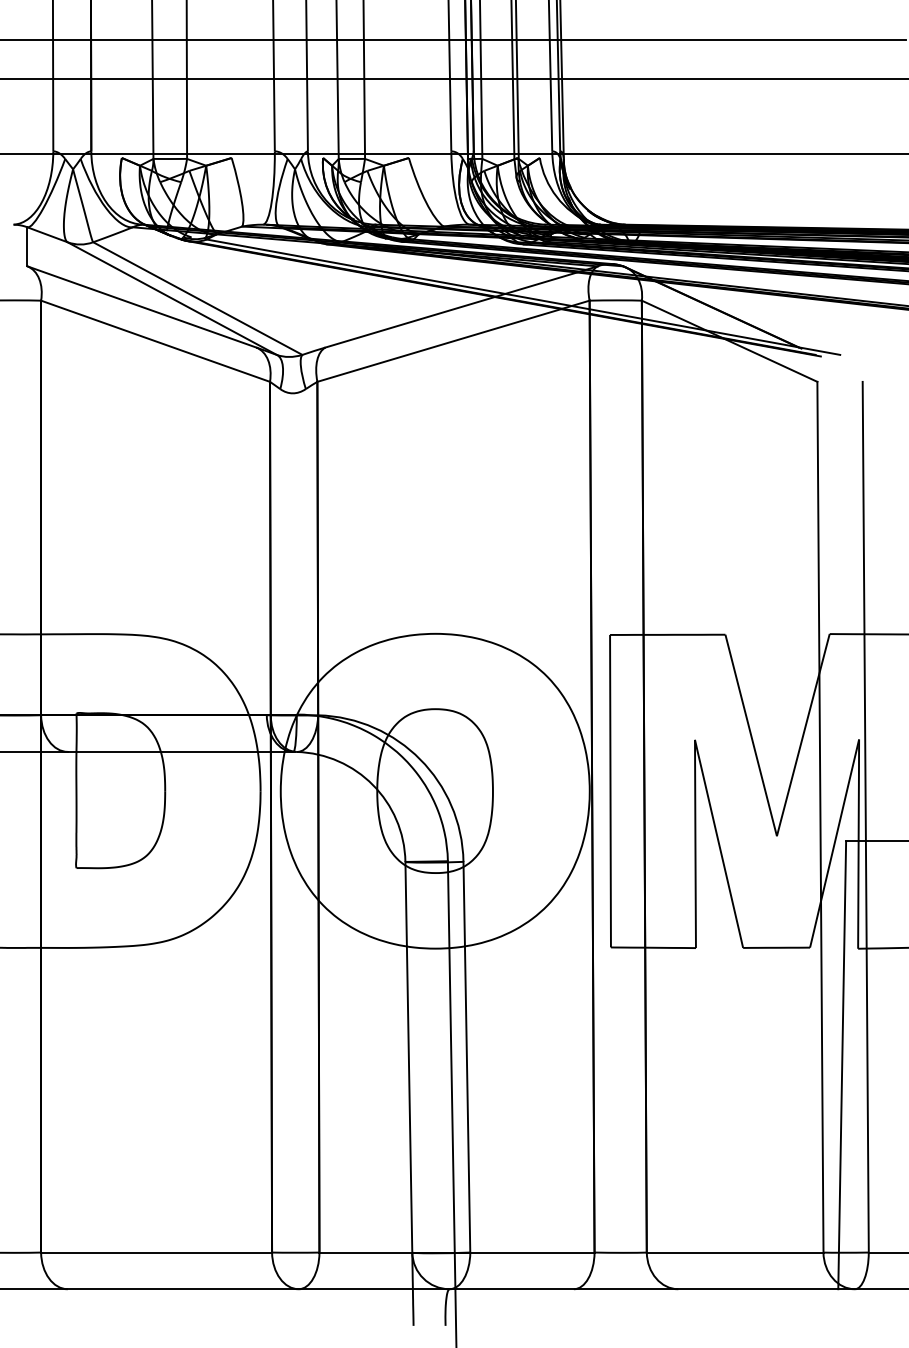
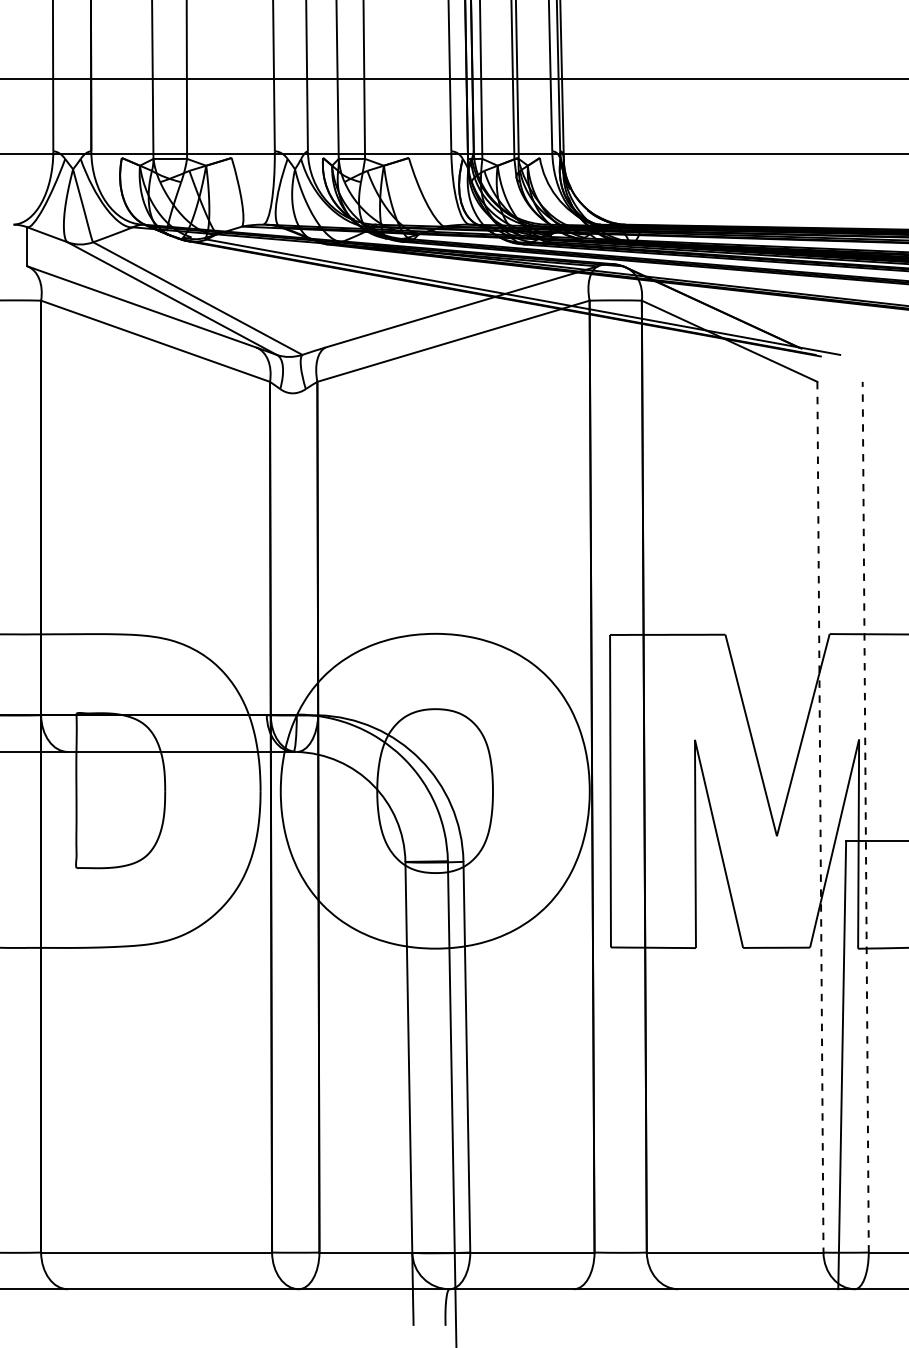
line: present -> none (453, 40)
line: solid -> dashed (865, 816)
line: solid -> dashed (820, 817)
